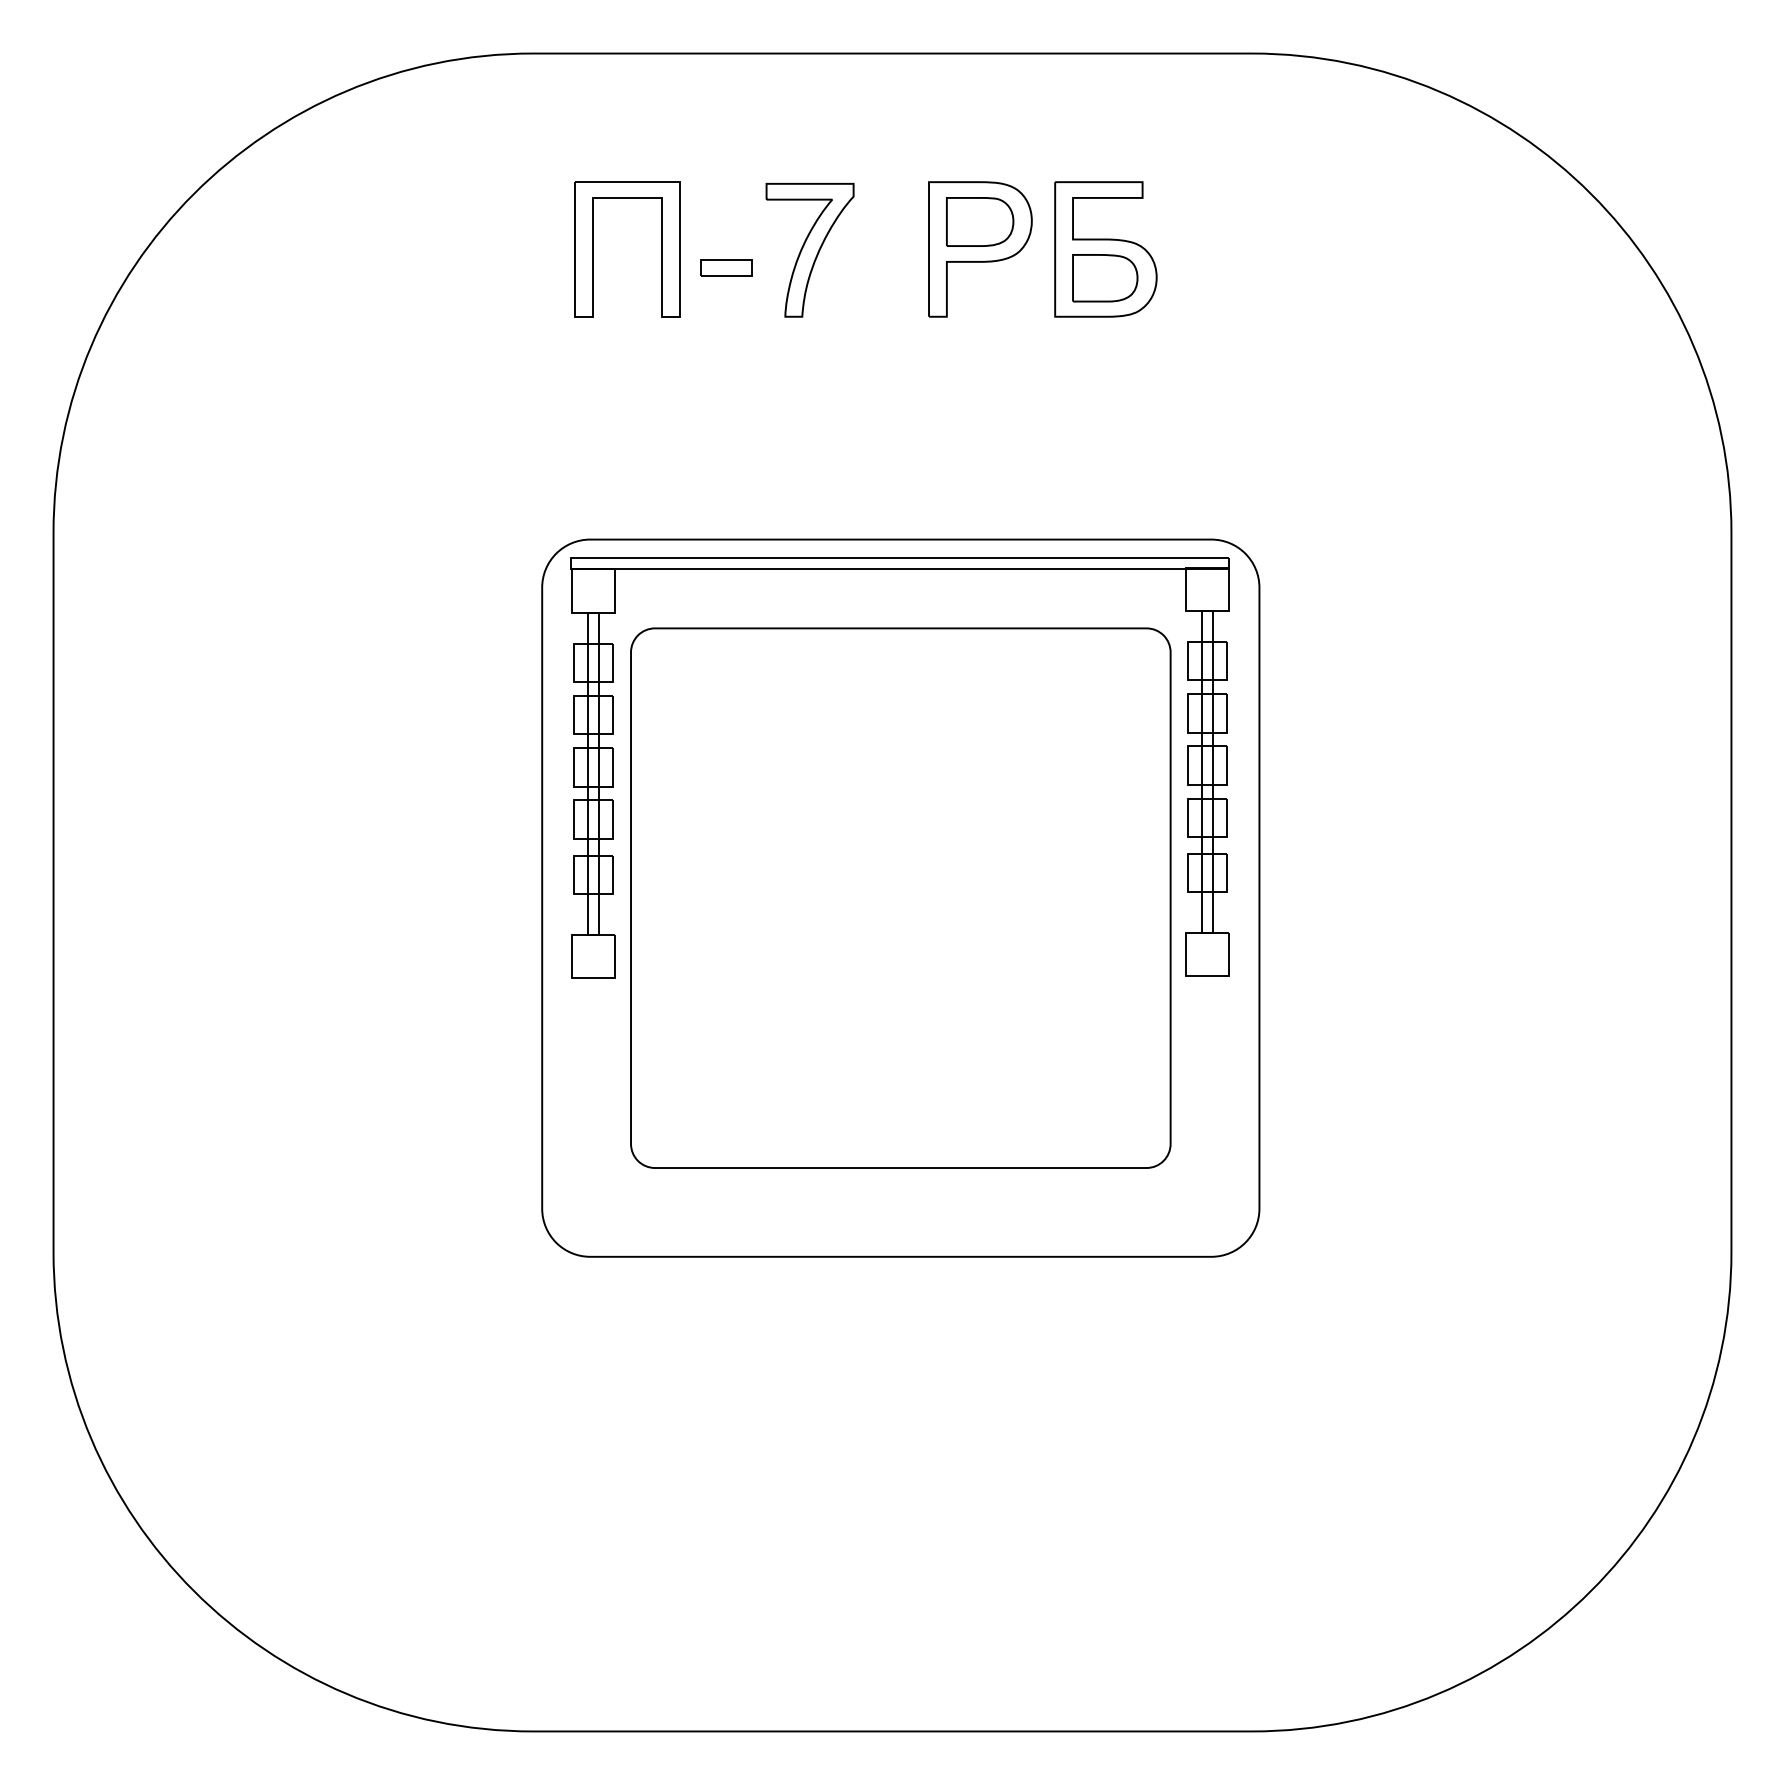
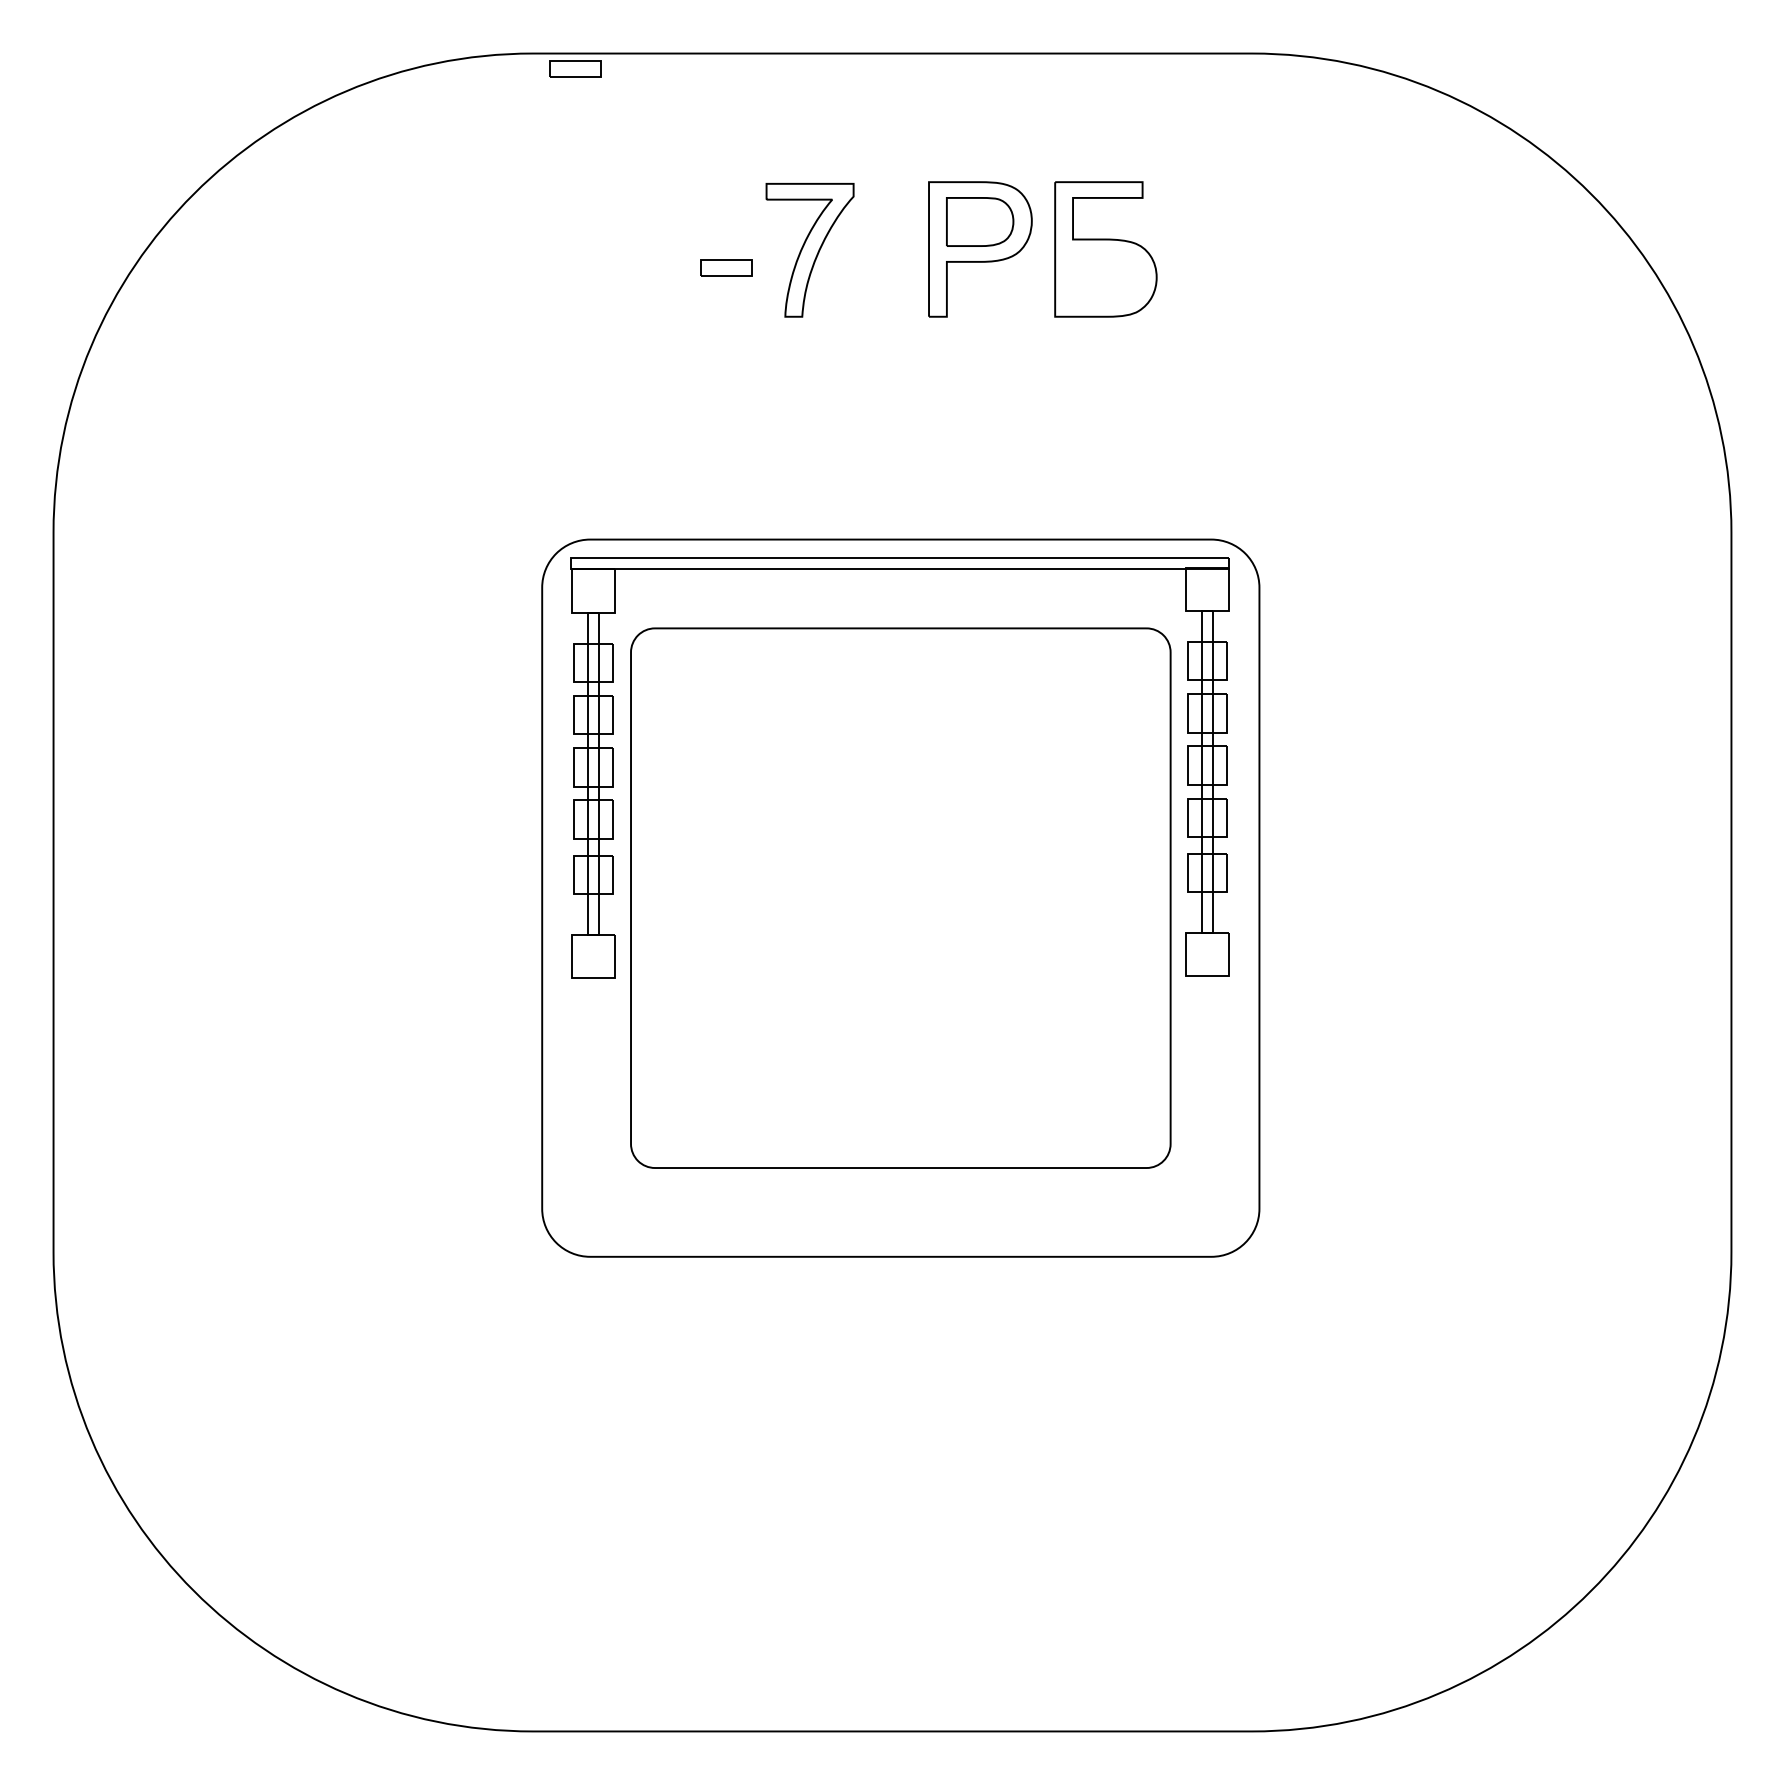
part: none -> present (575, 68)
part: present -> none (593, 249)
part: present -> none (1105, 278)
